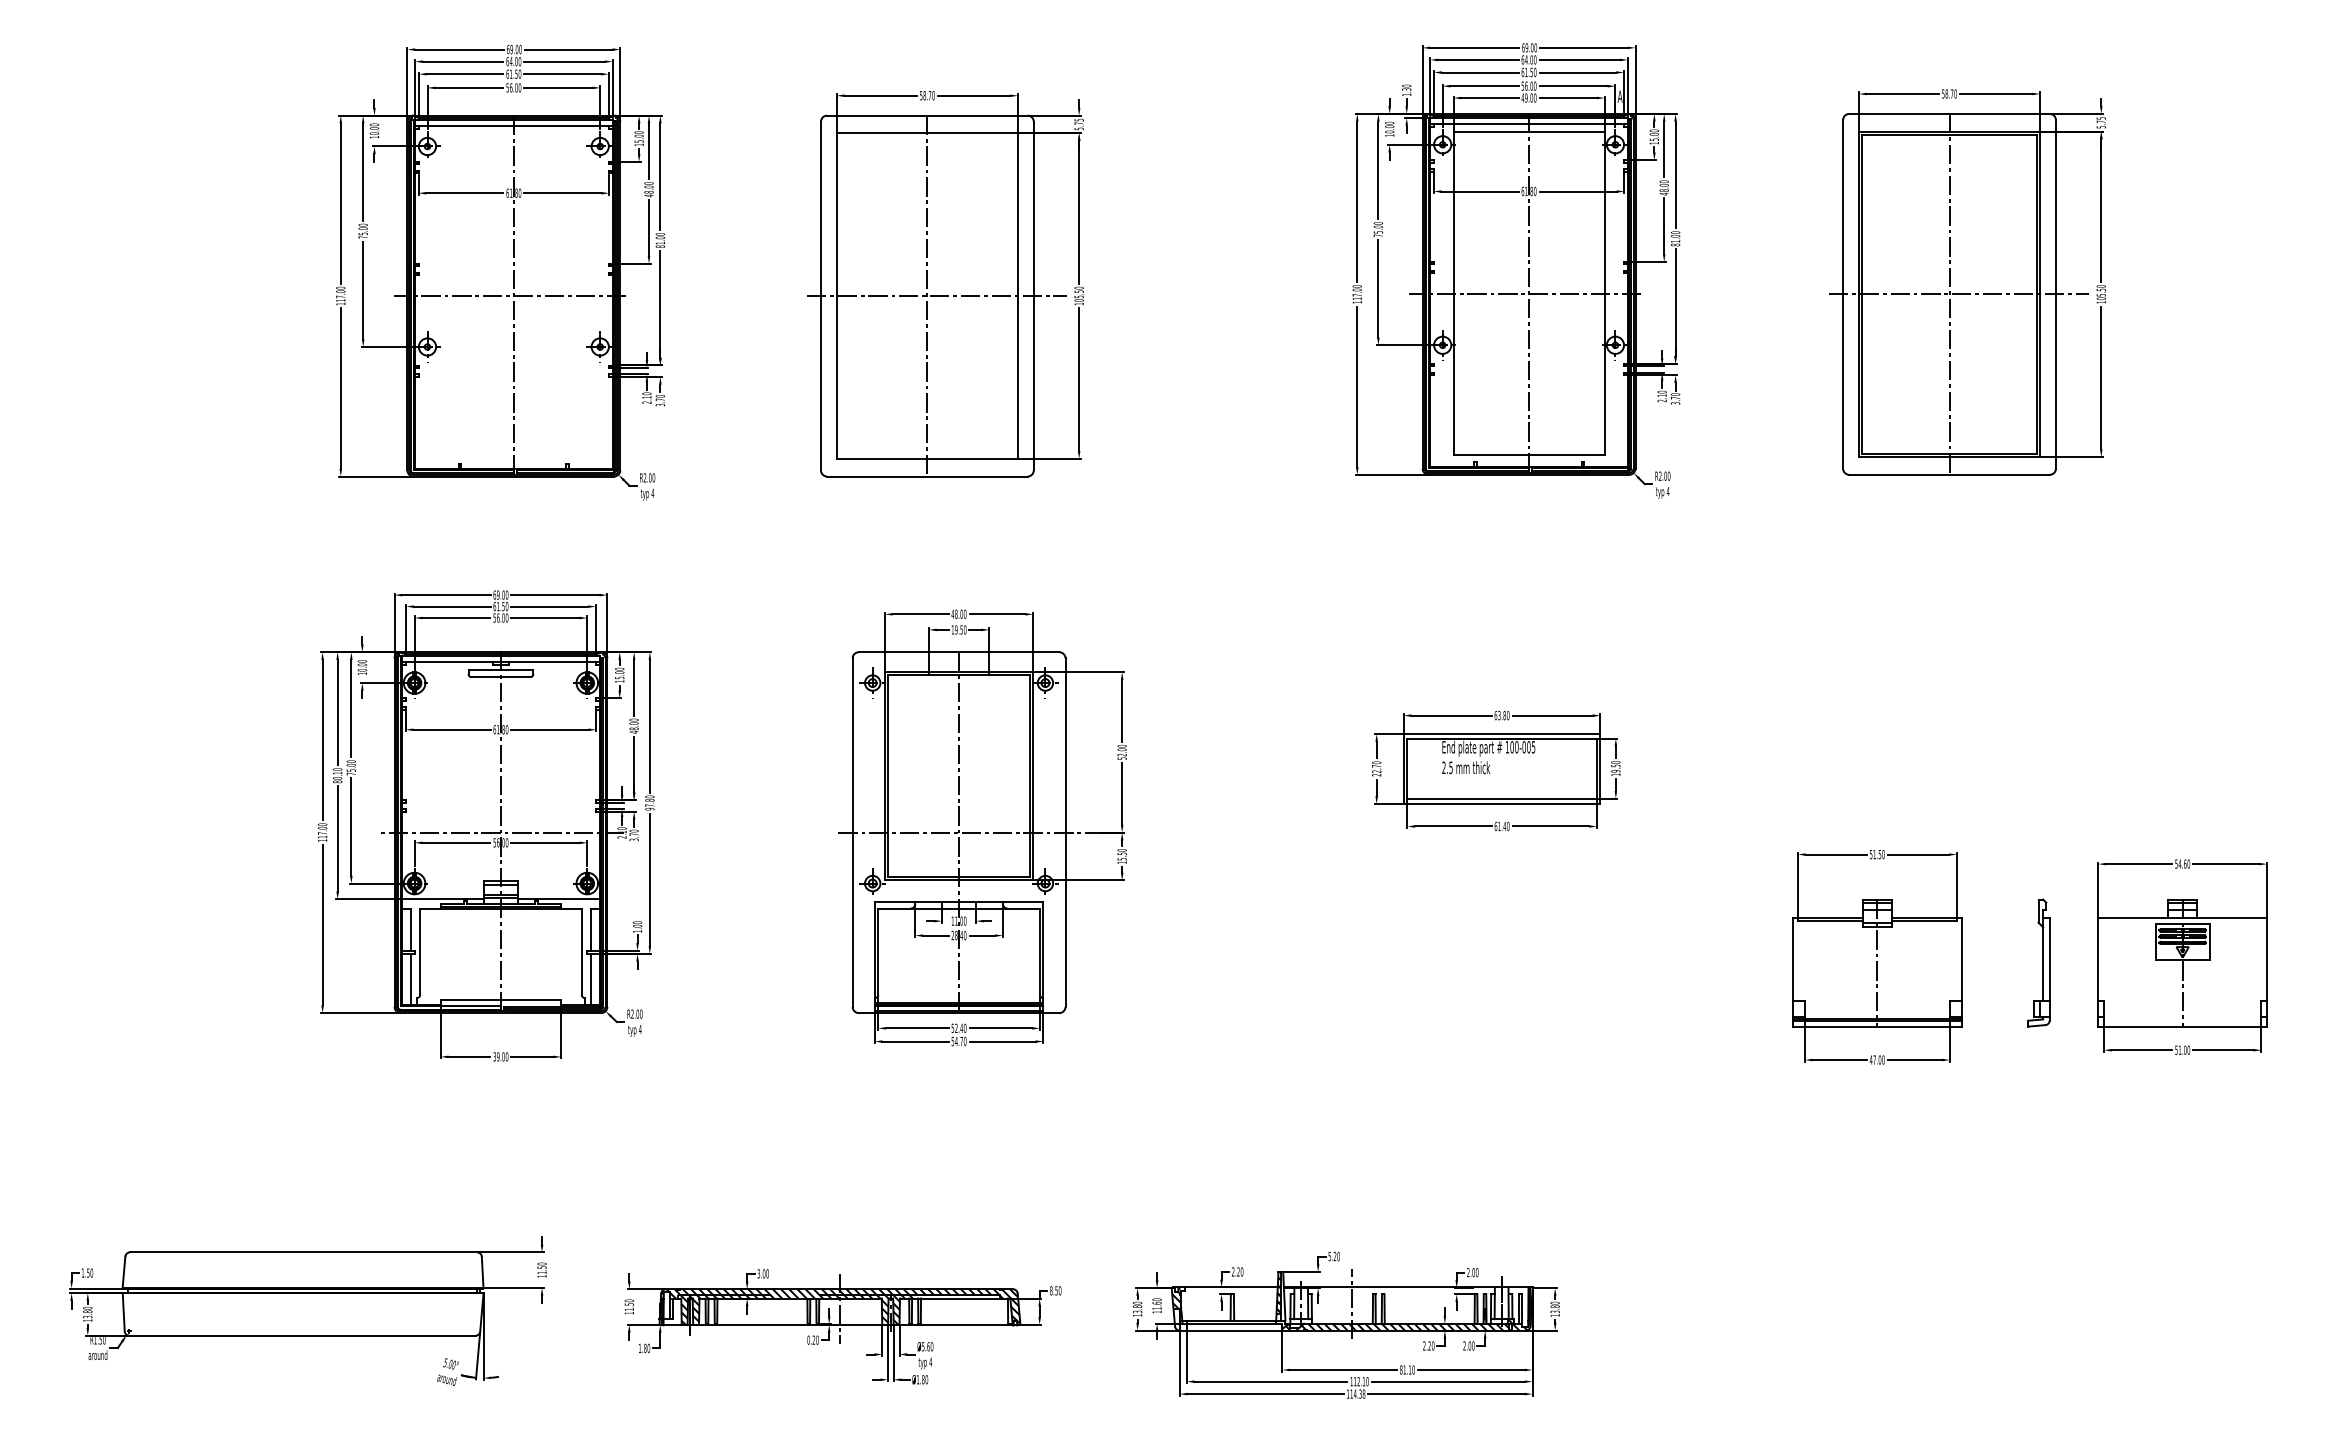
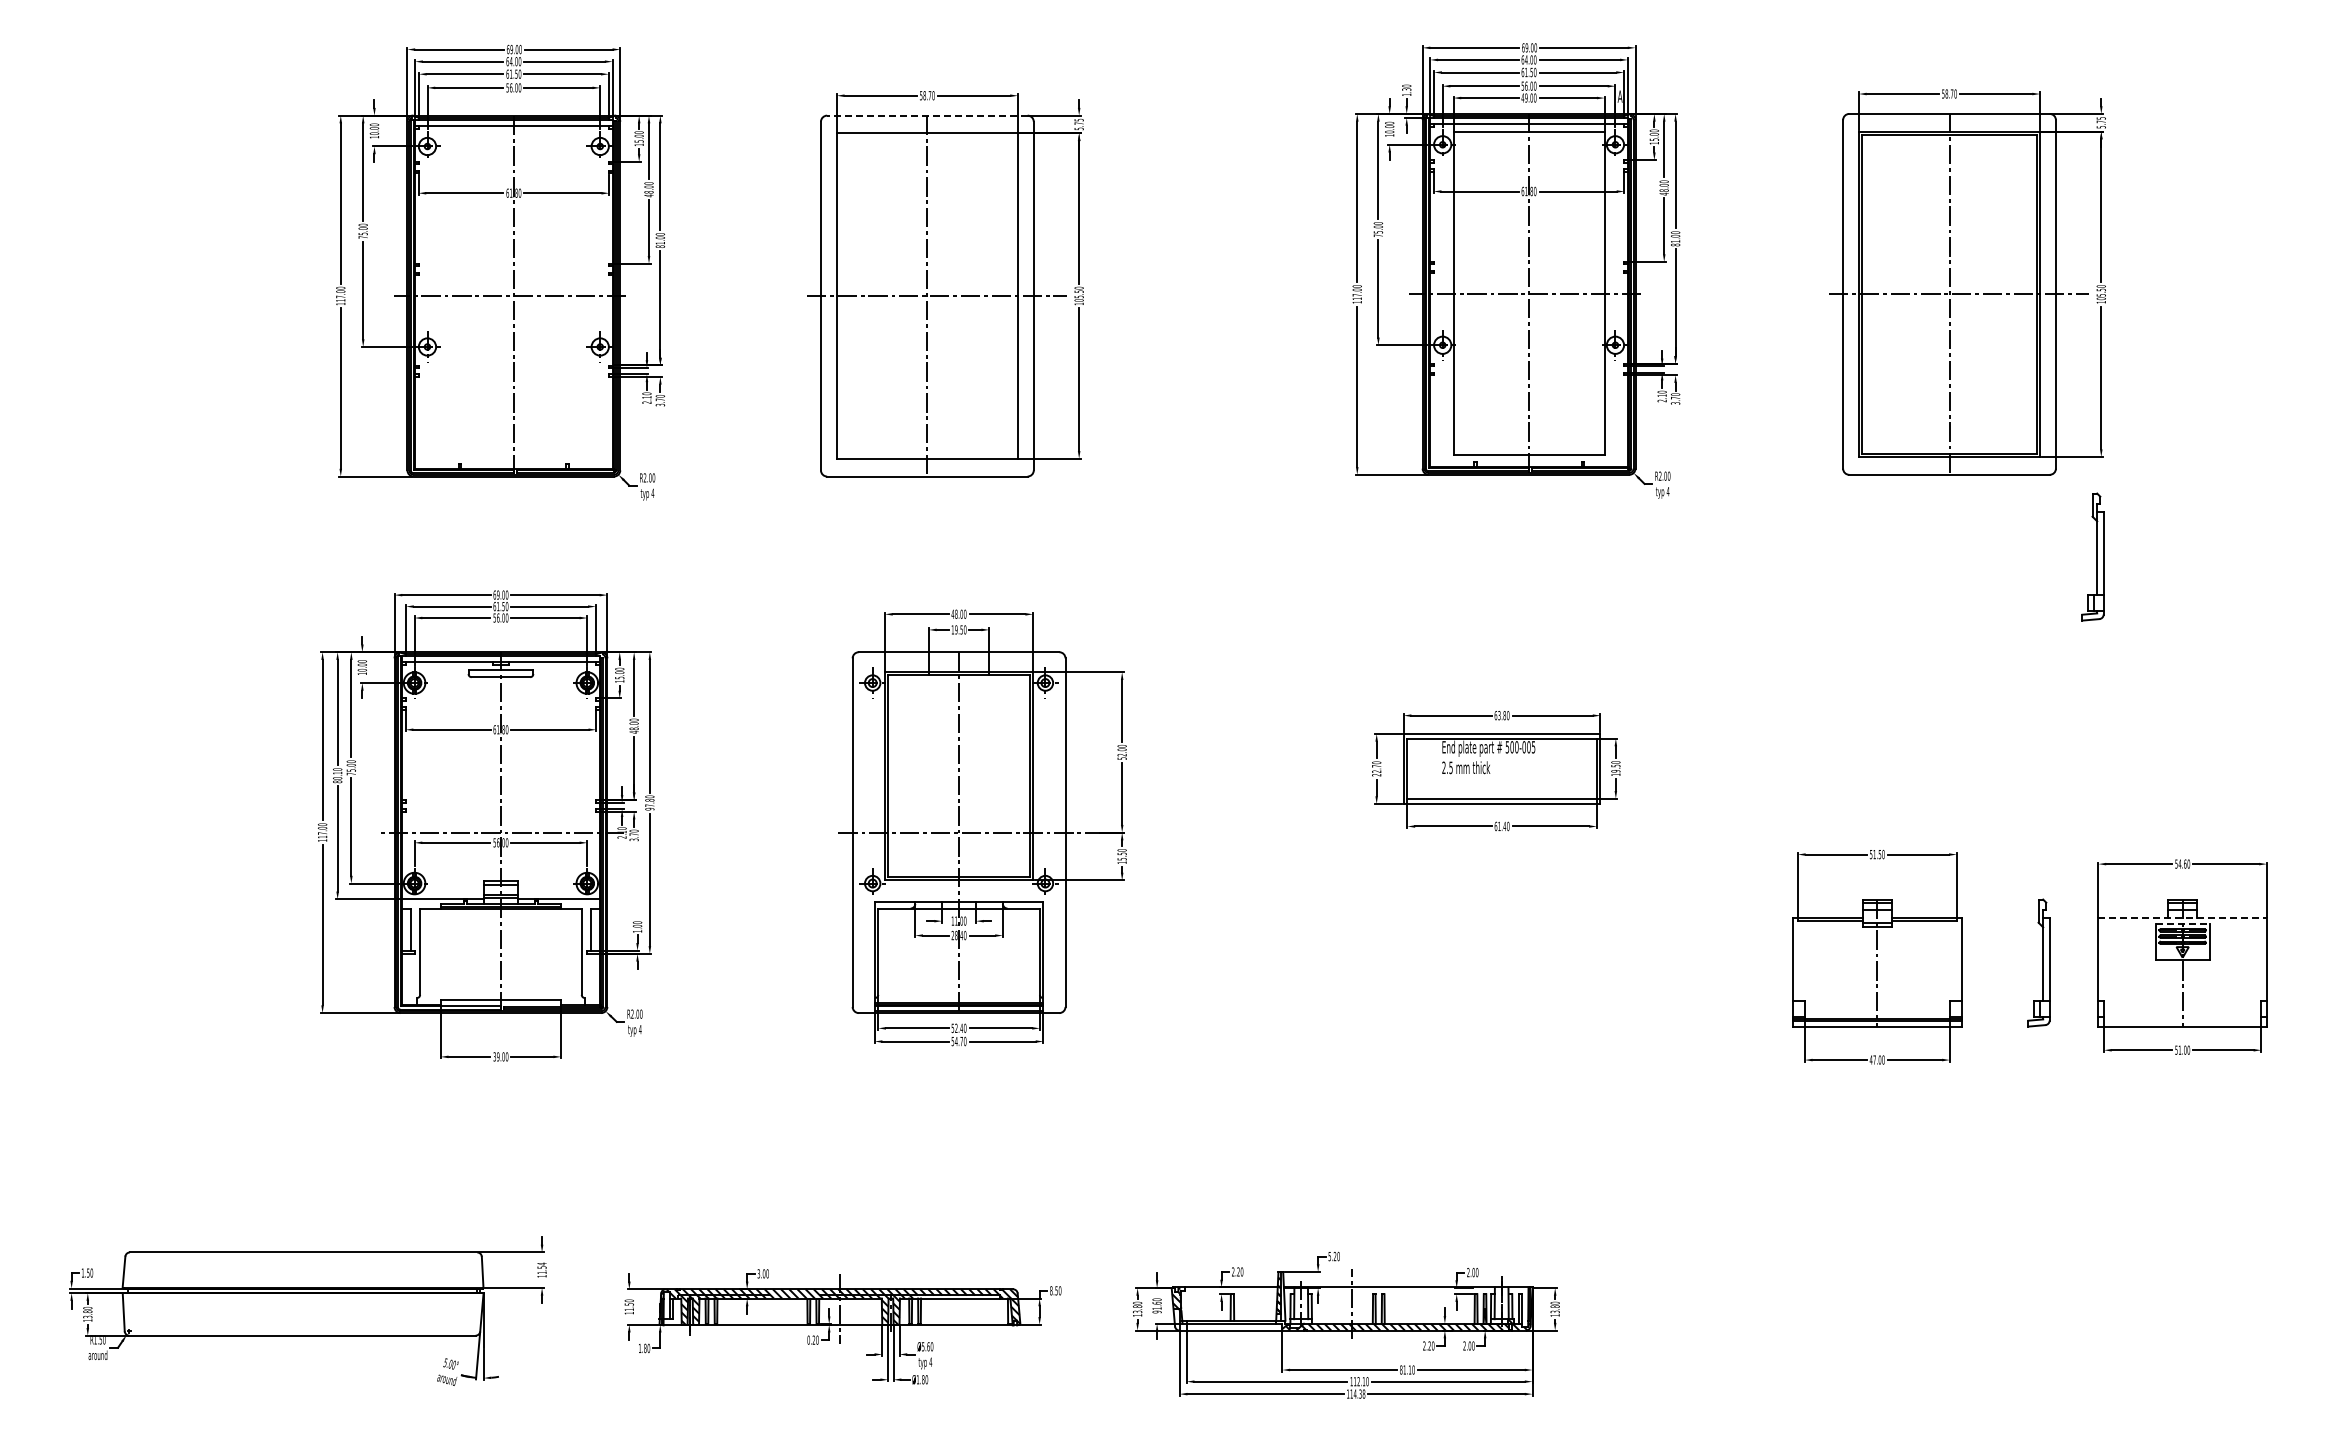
line: solid -> dashed (926, 115)
part: none -> present (2092, 556)
text: 100-005 -> 500-005 (1507, 747)
line: solid -> dashed (2183, 918)
line: solid -> dashed (2182, 924)
line: present -> none (410, 979)
line: present -> none (591, 979)
text: 11.50 -> 11.54 (541, 1263)
text: 11.60 -> 91.60 (1156, 1311)
